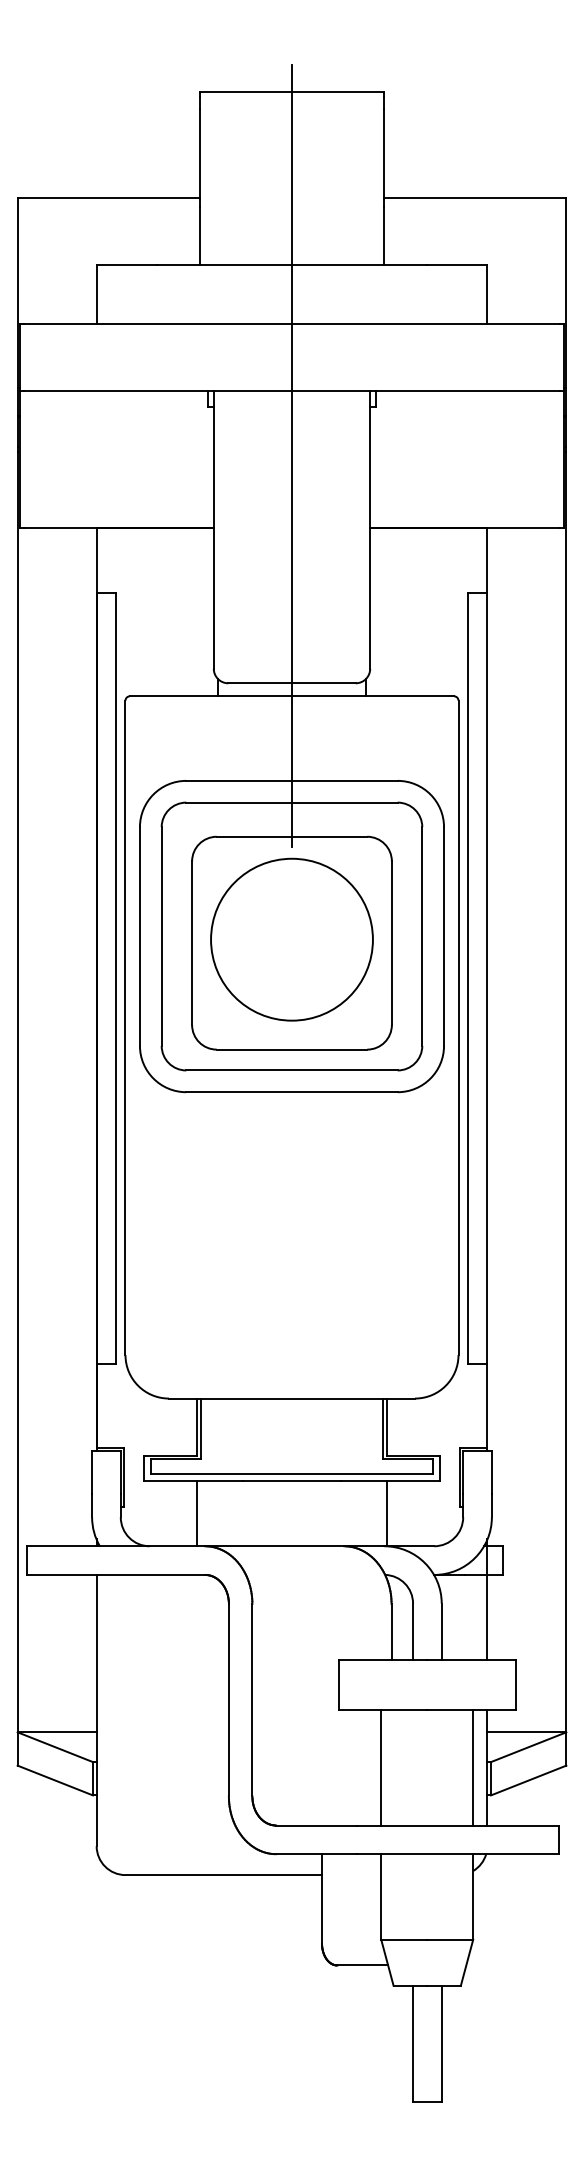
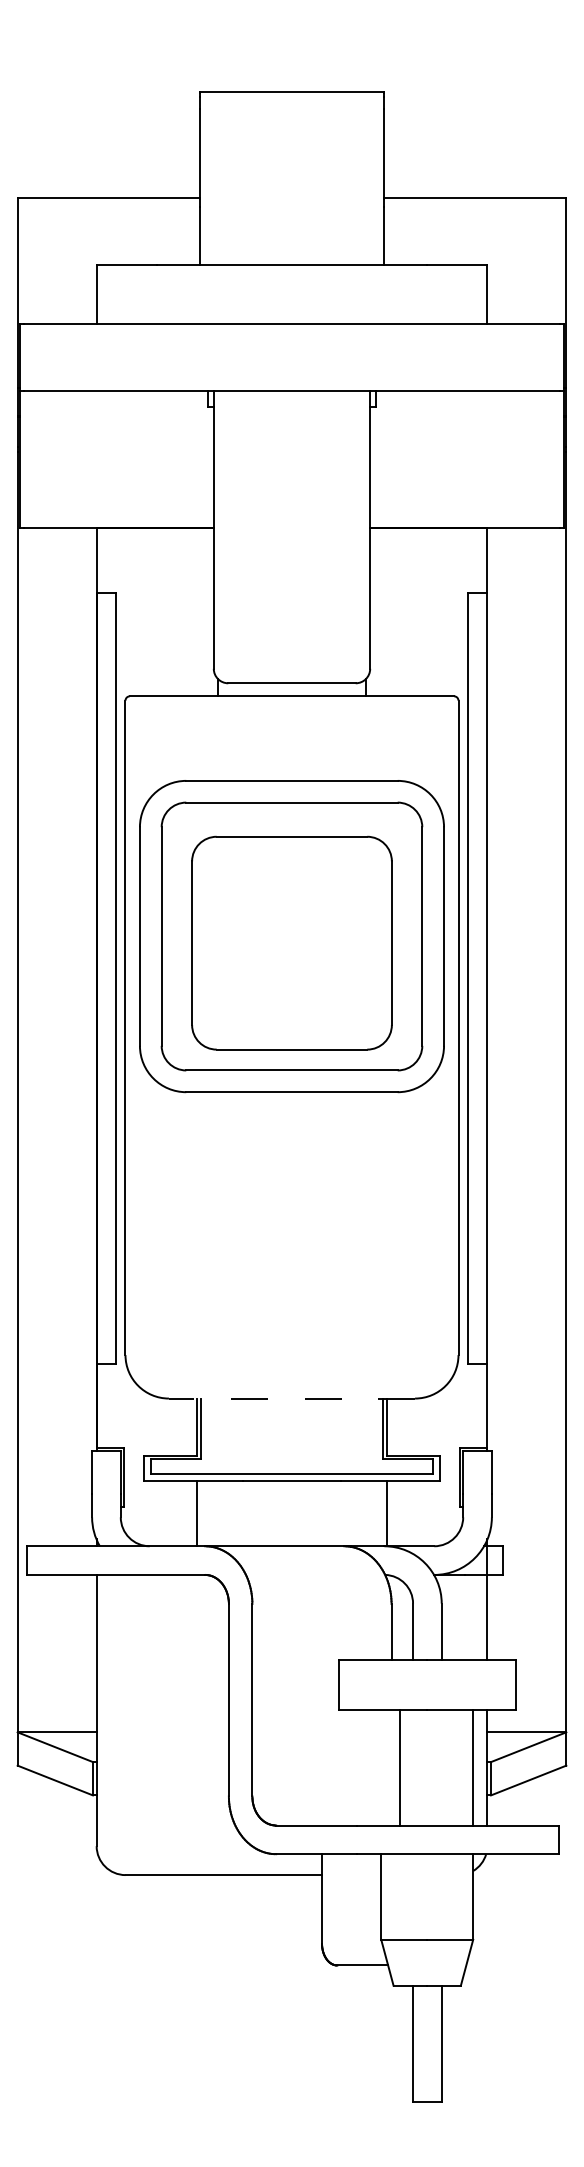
line: present -> none (292, 455)
circle: present -> none (291, 939)
line: solid -> dashed (291, 1398)
line position: (381, 1767) -> (400, 1767) (400, 1767)
